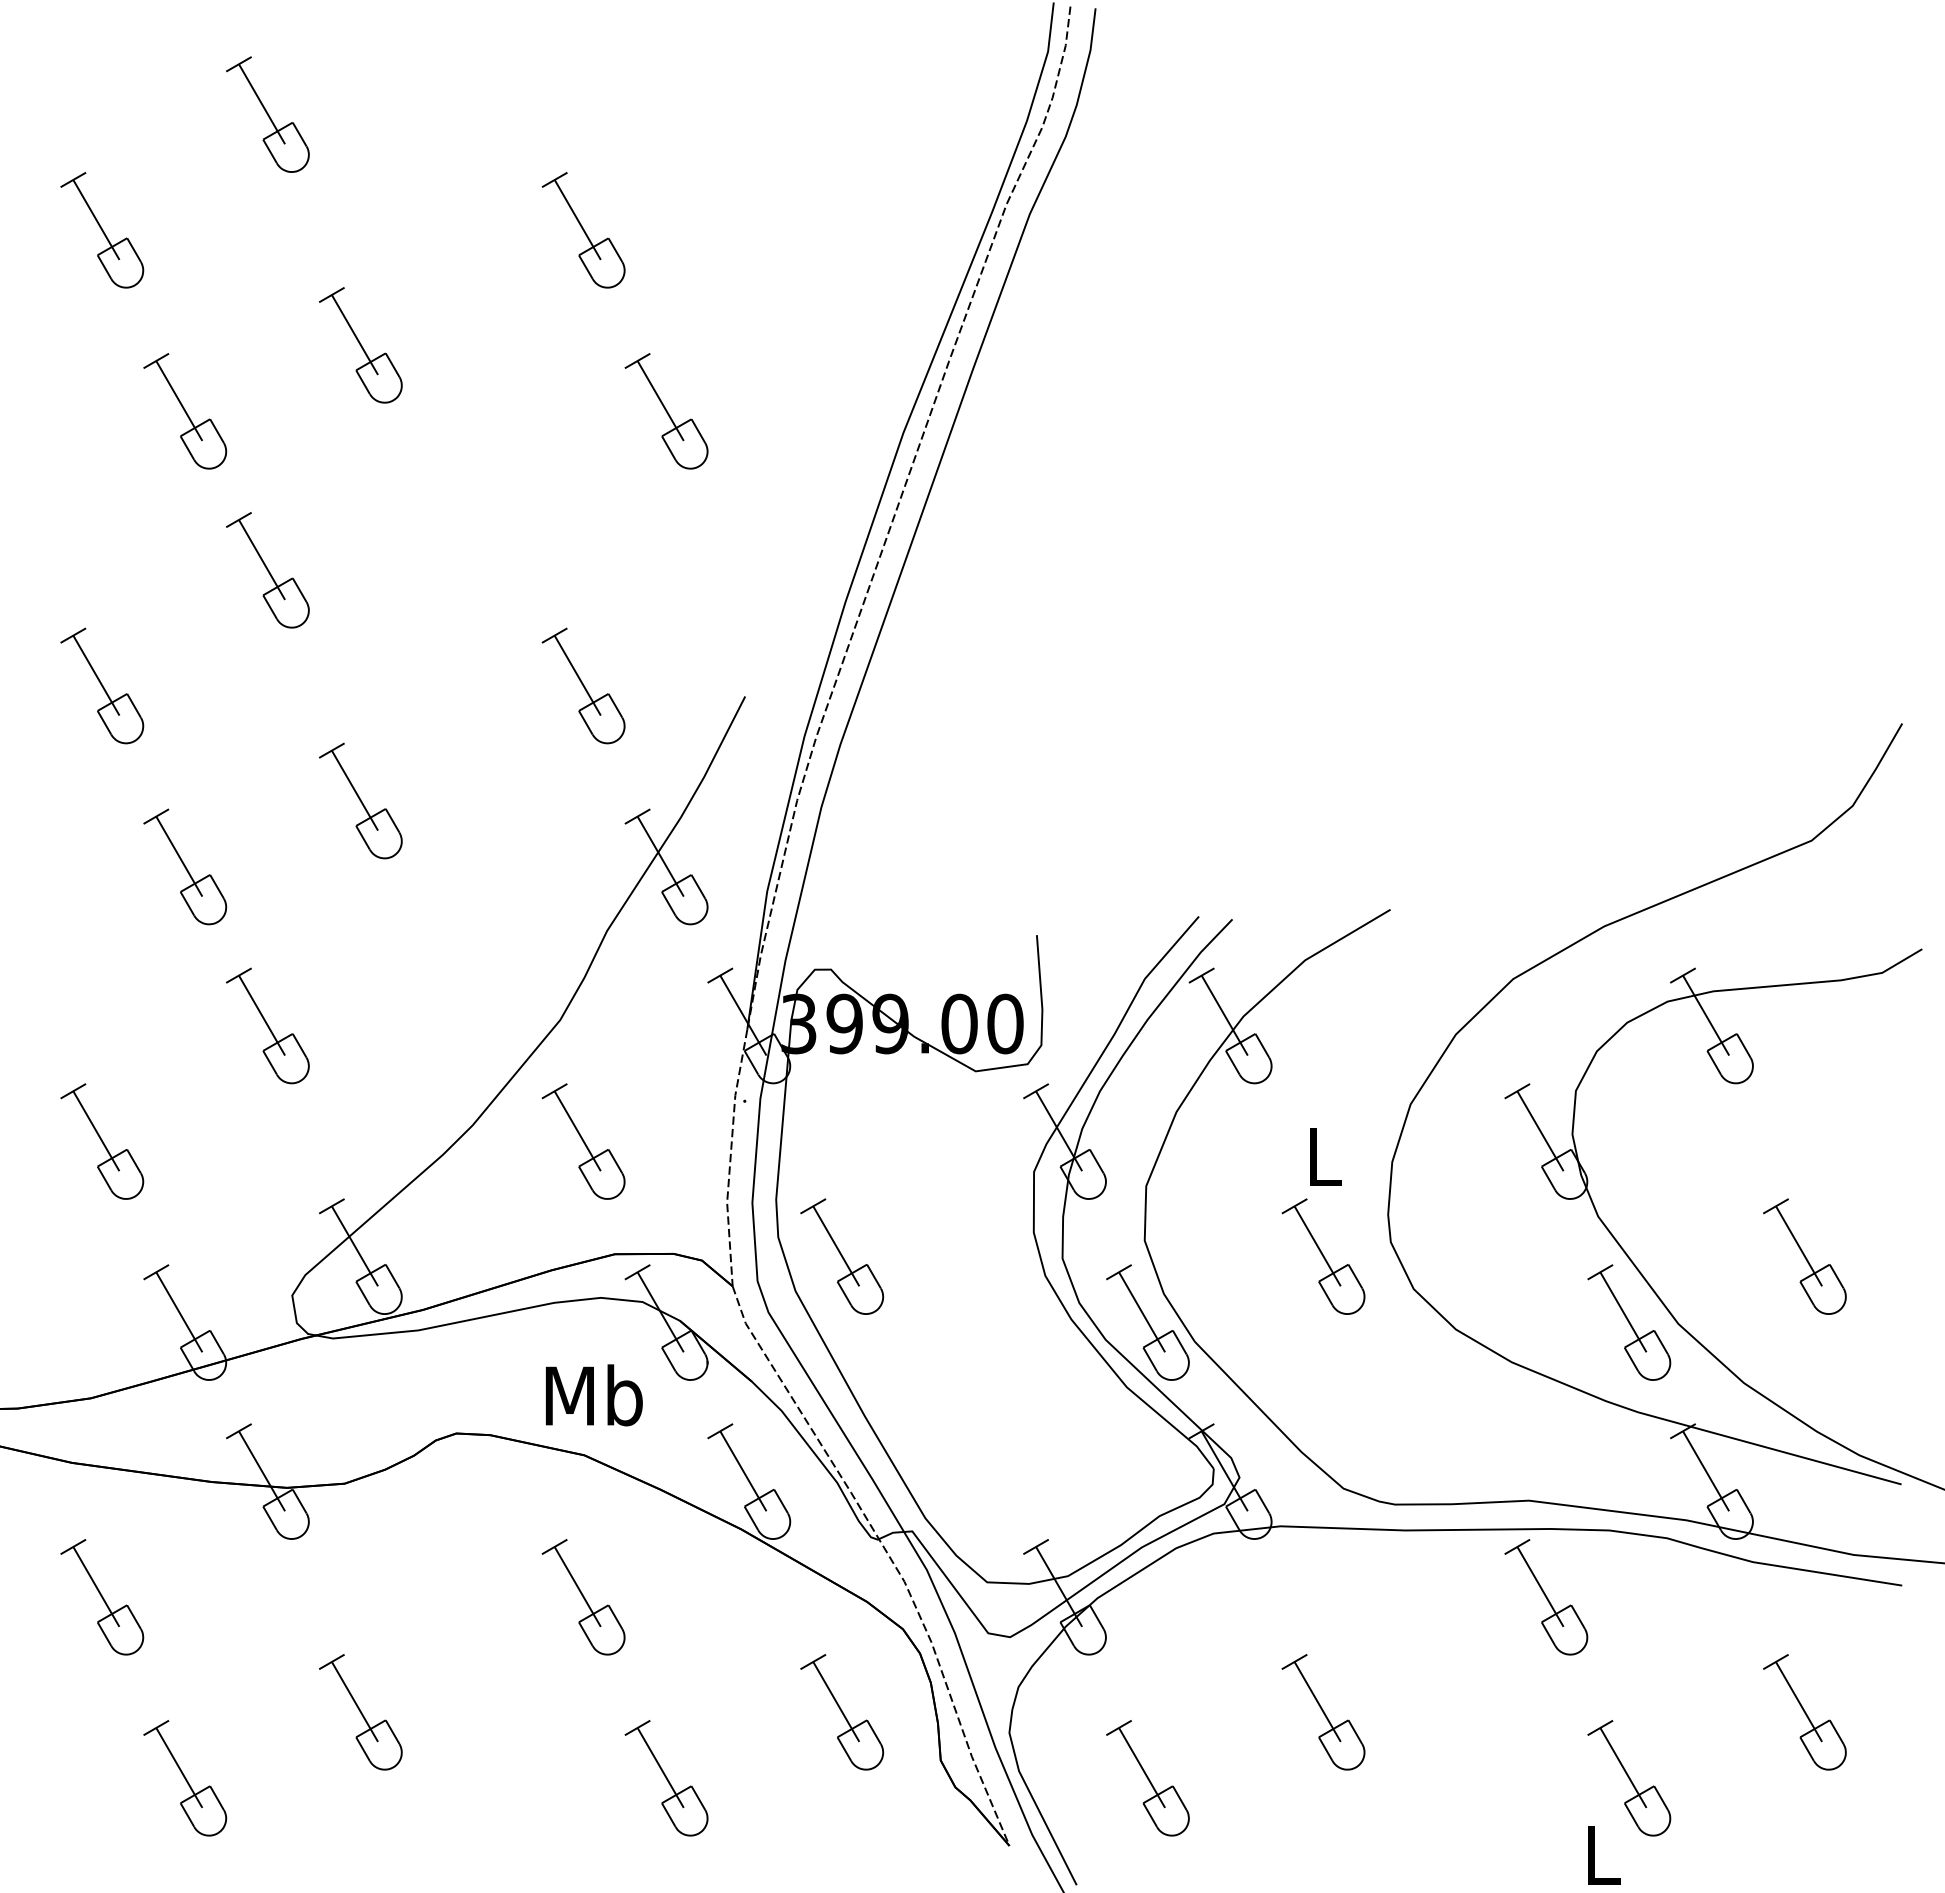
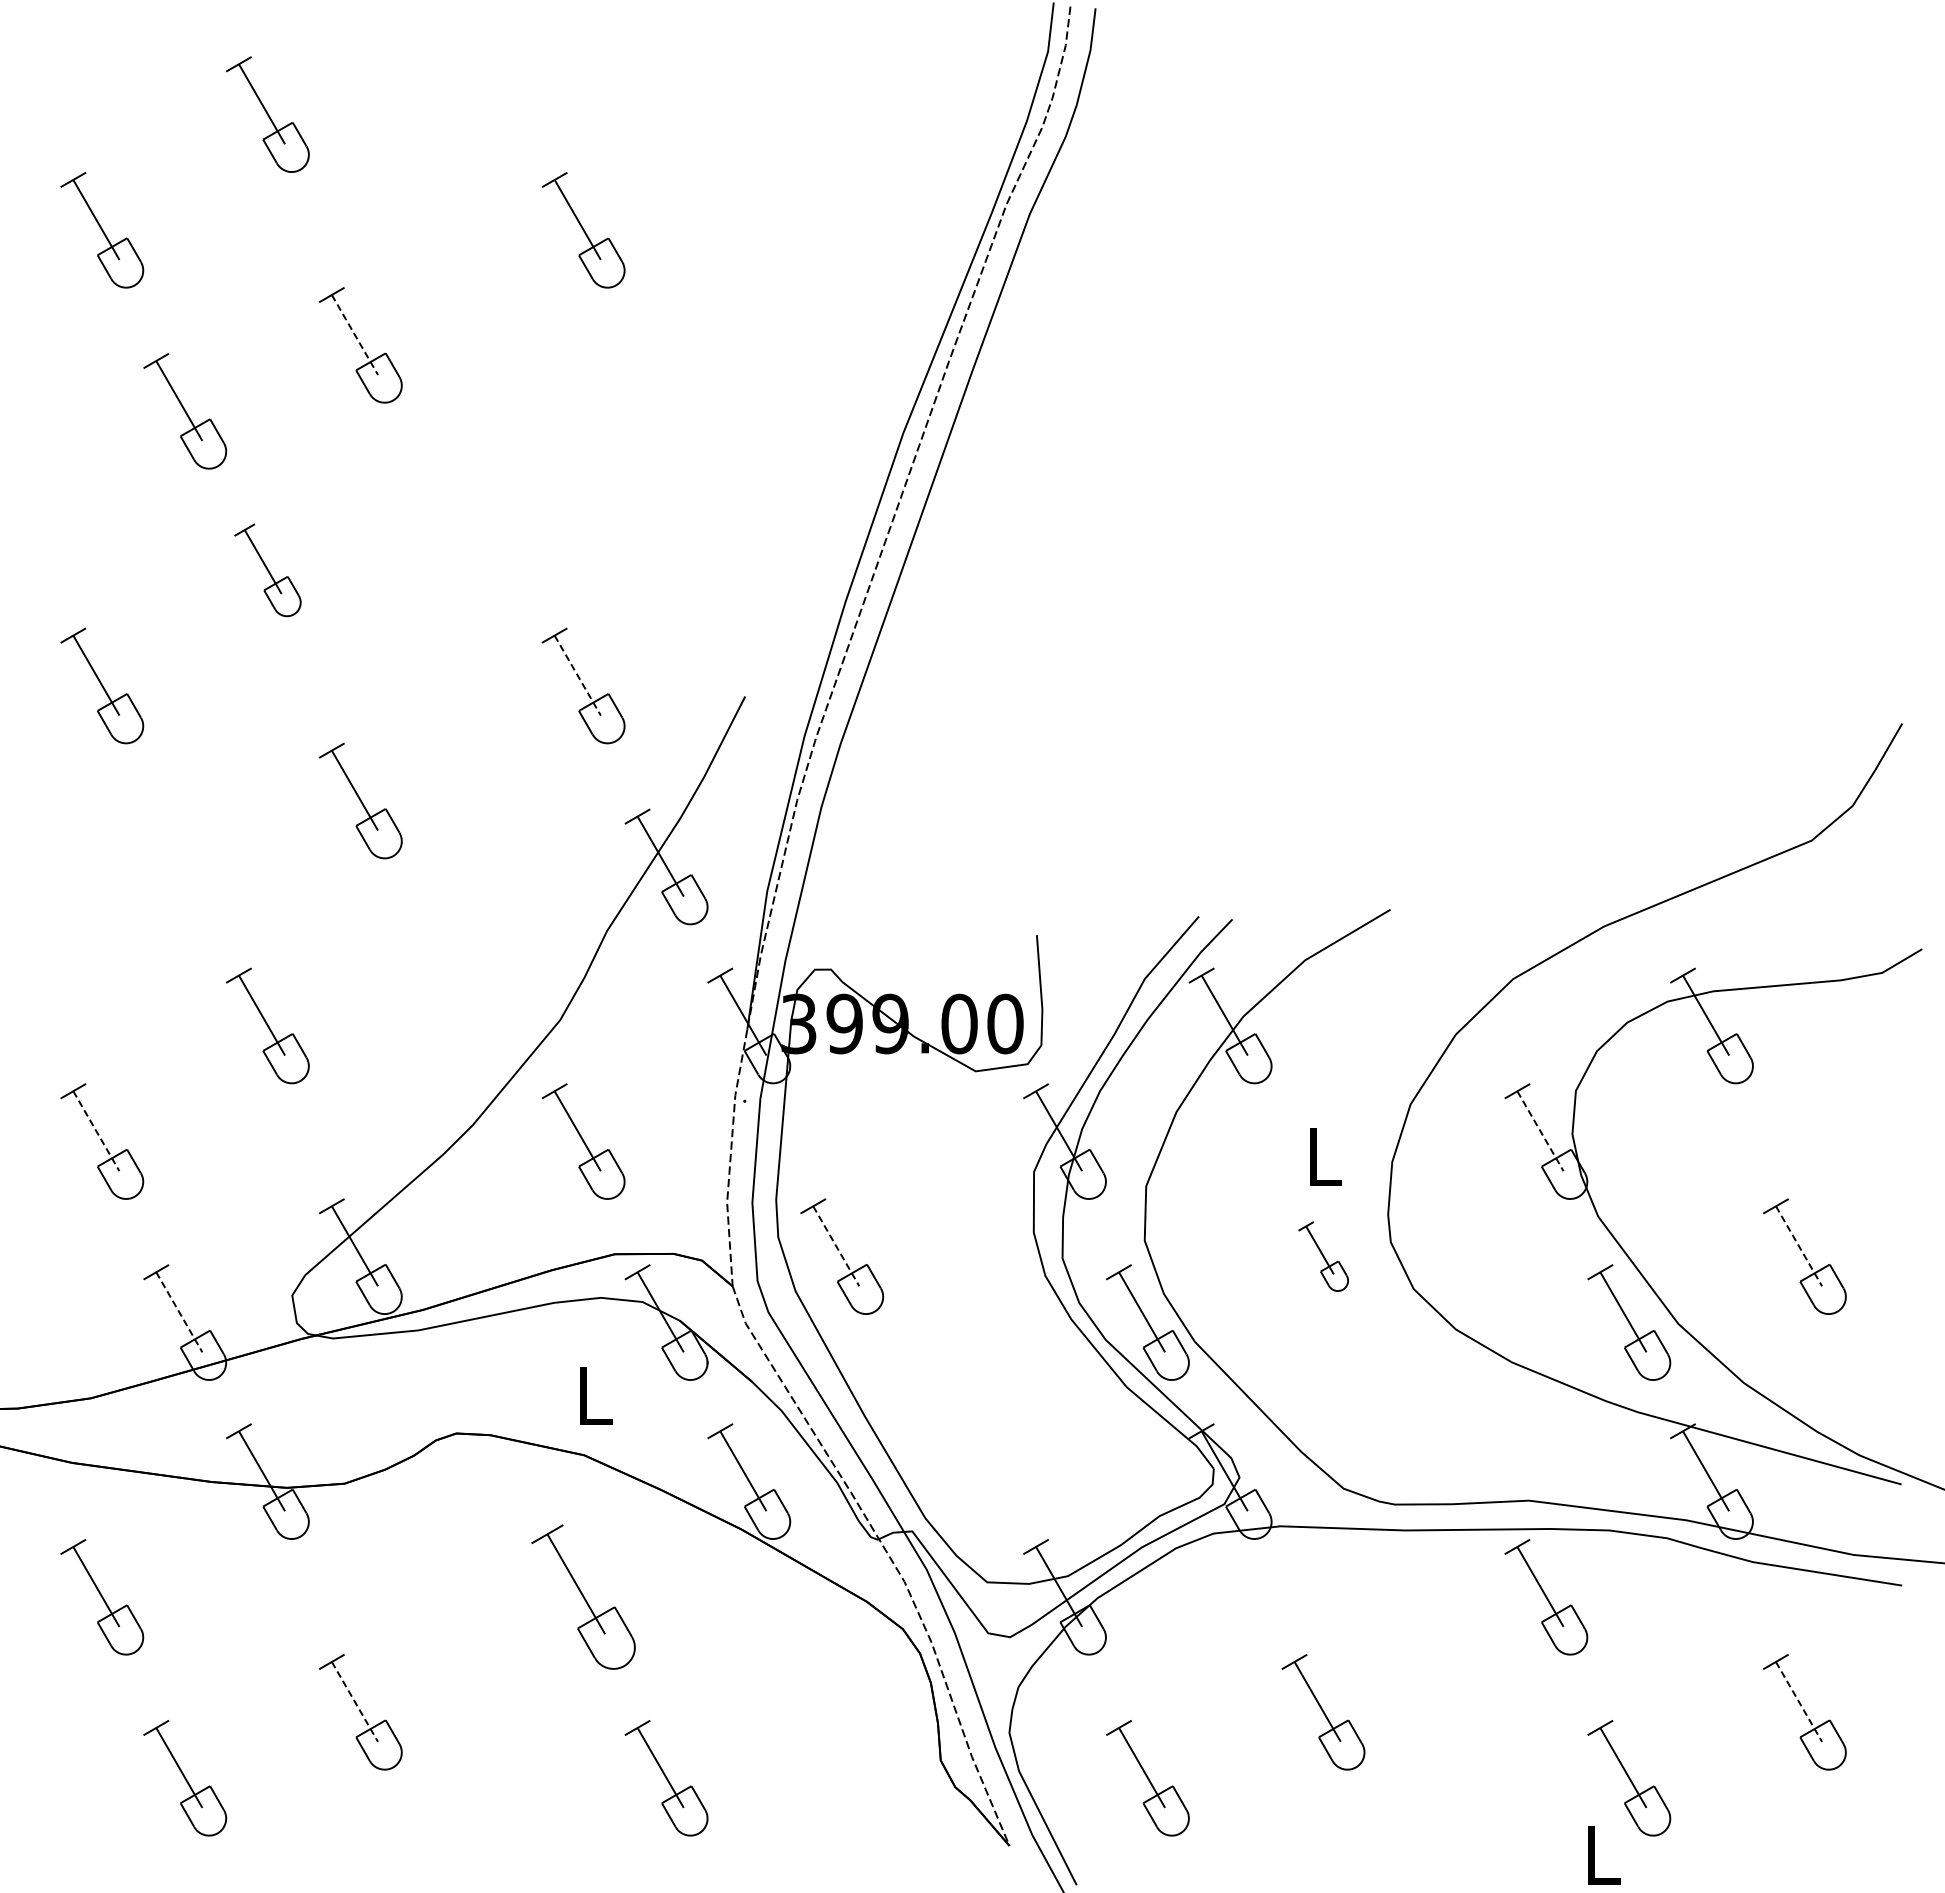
line: solid -> dashed (355, 335)
part: present -> none (666, 411)
part size: 84x117 px -> 68x95 px (267, 570)
line: solid -> dashed (578, 676)
part: present -> none (185, 866)
line: solid -> dashed (96, 1131)
line: solid -> dashed (1540, 1131)
line: solid -> dashed (836, 1246)
line: solid -> dashed (1799, 1246)
part size: 85x117 px -> 51x71 px (1323, 1256)
line: solid -> dashed (179, 1312)
text: Mb -> L (593, 1395)
part size: 85x117 px -> 105x146 px (583, 1596)
line: solid -> dashed (355, 1702)
line: solid -> dashed (1799, 1702)
part: present -> none (842, 1712)
